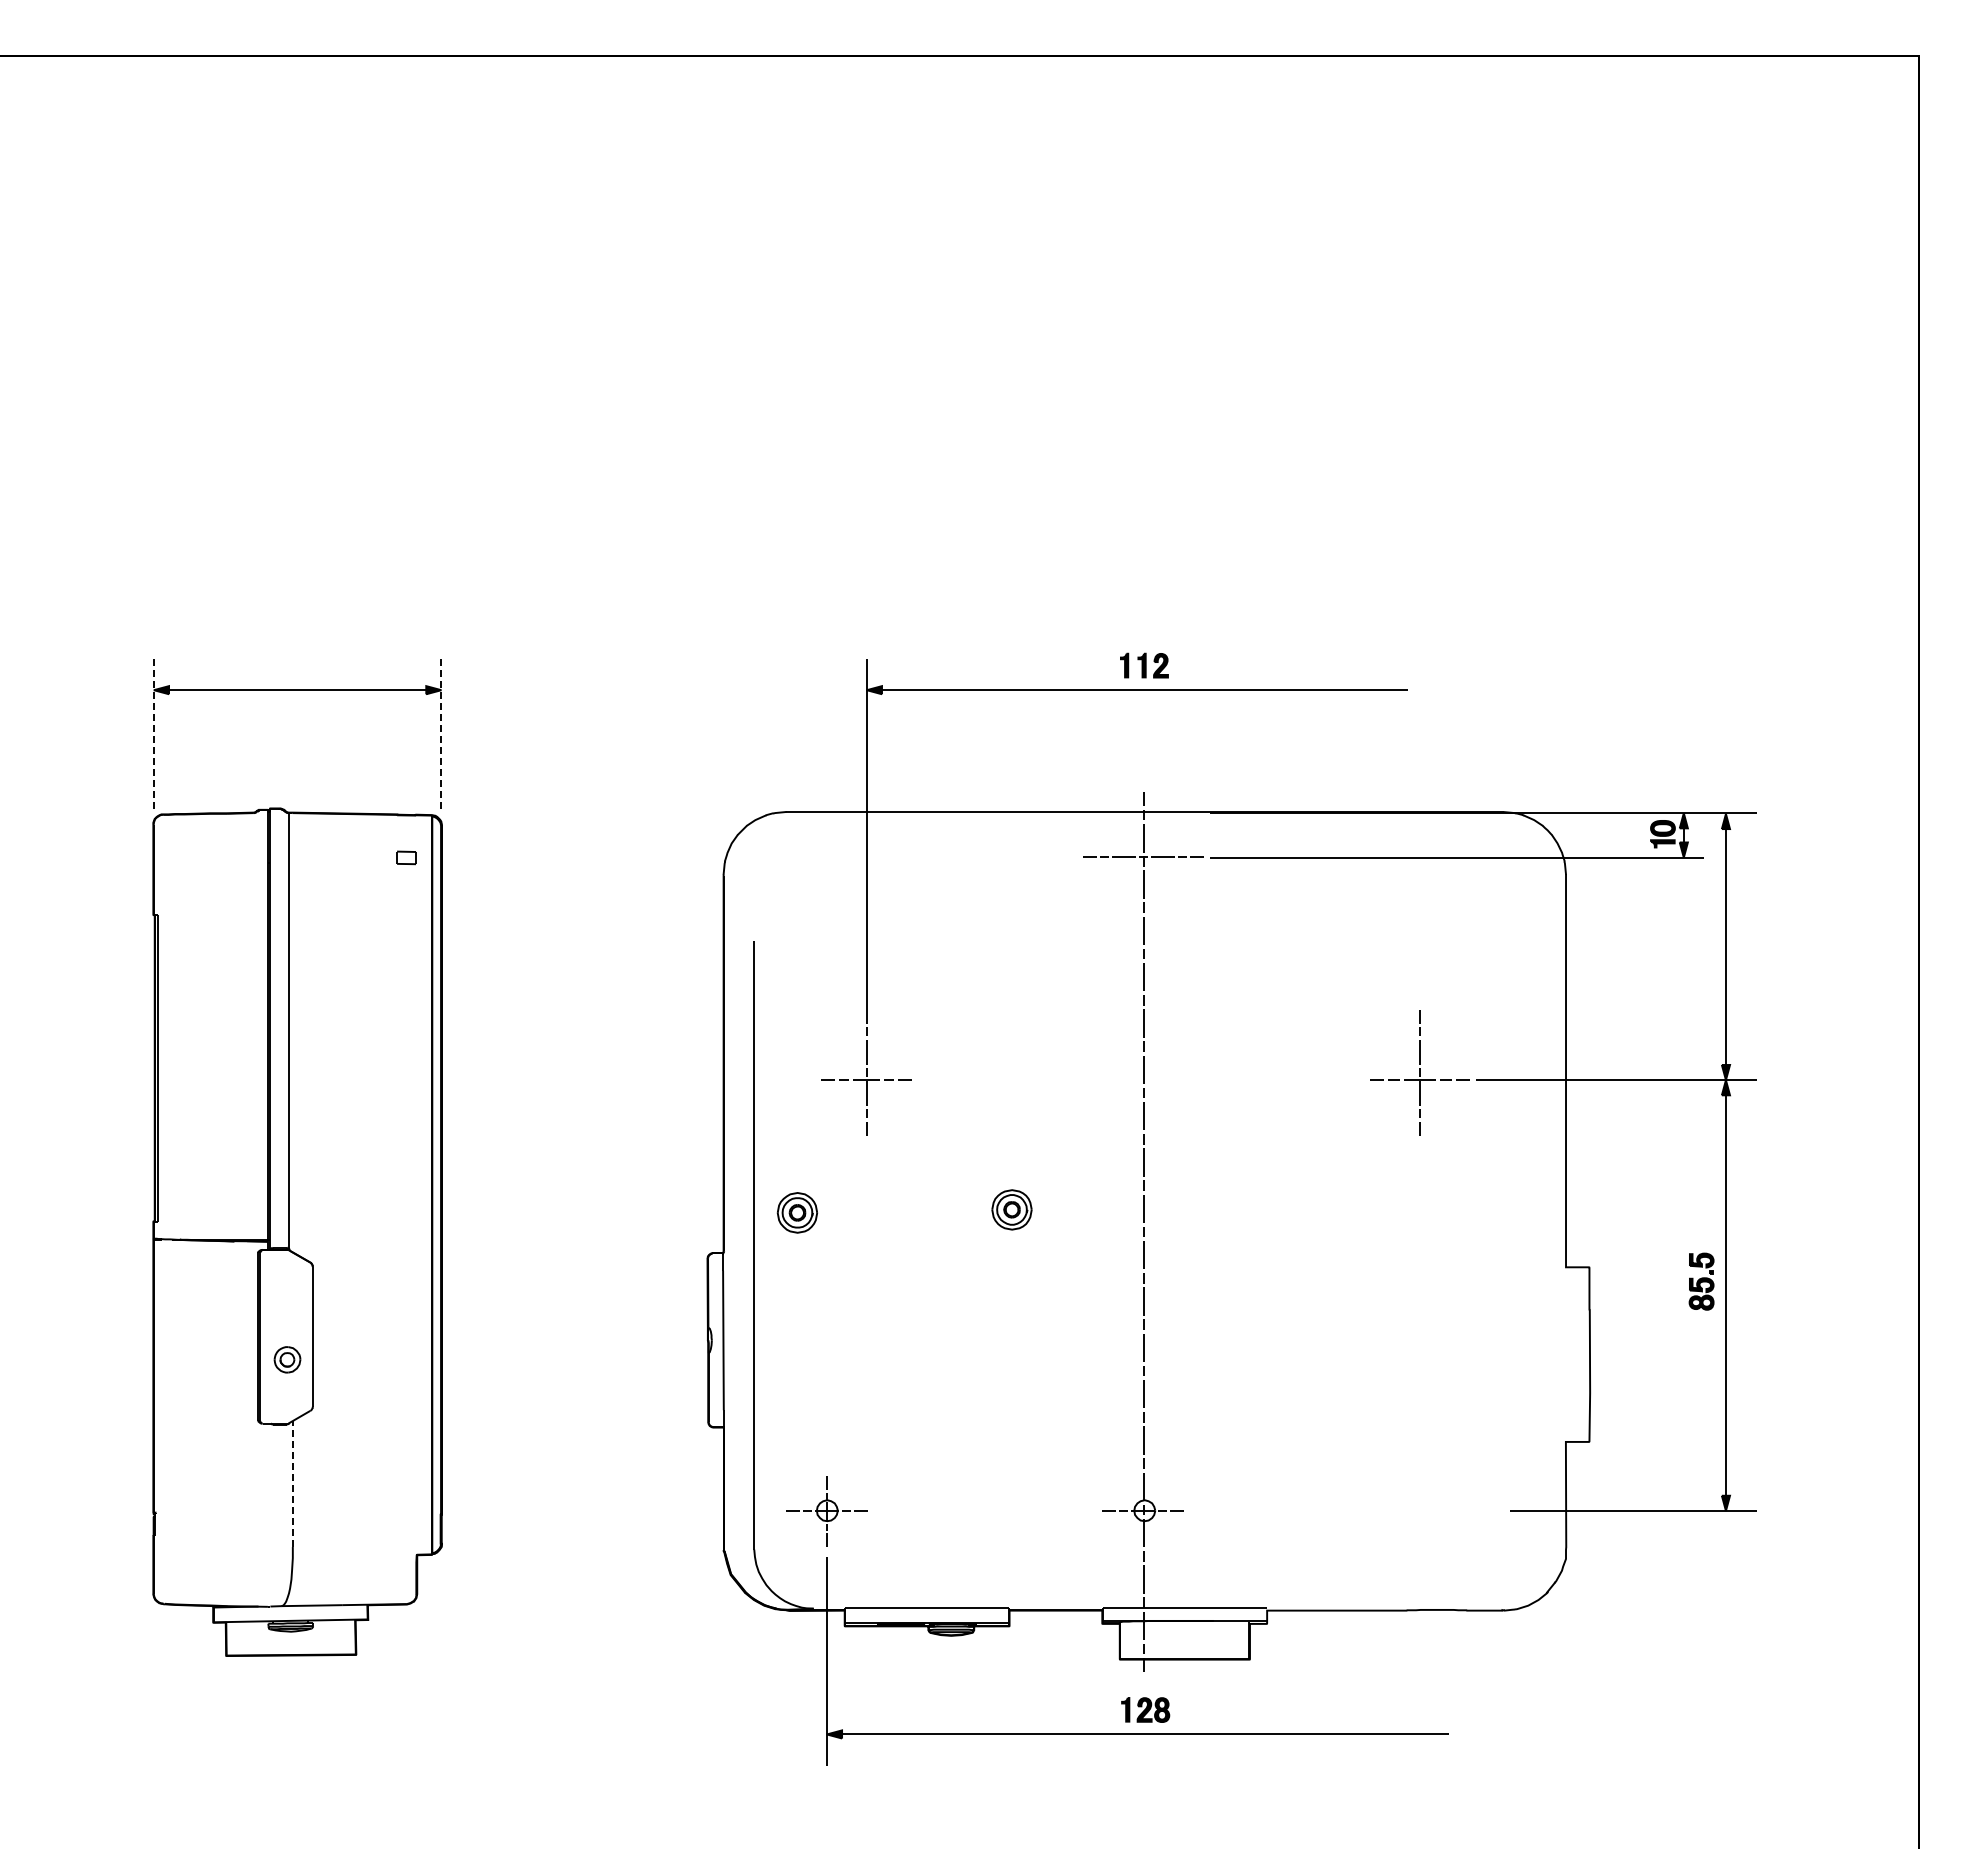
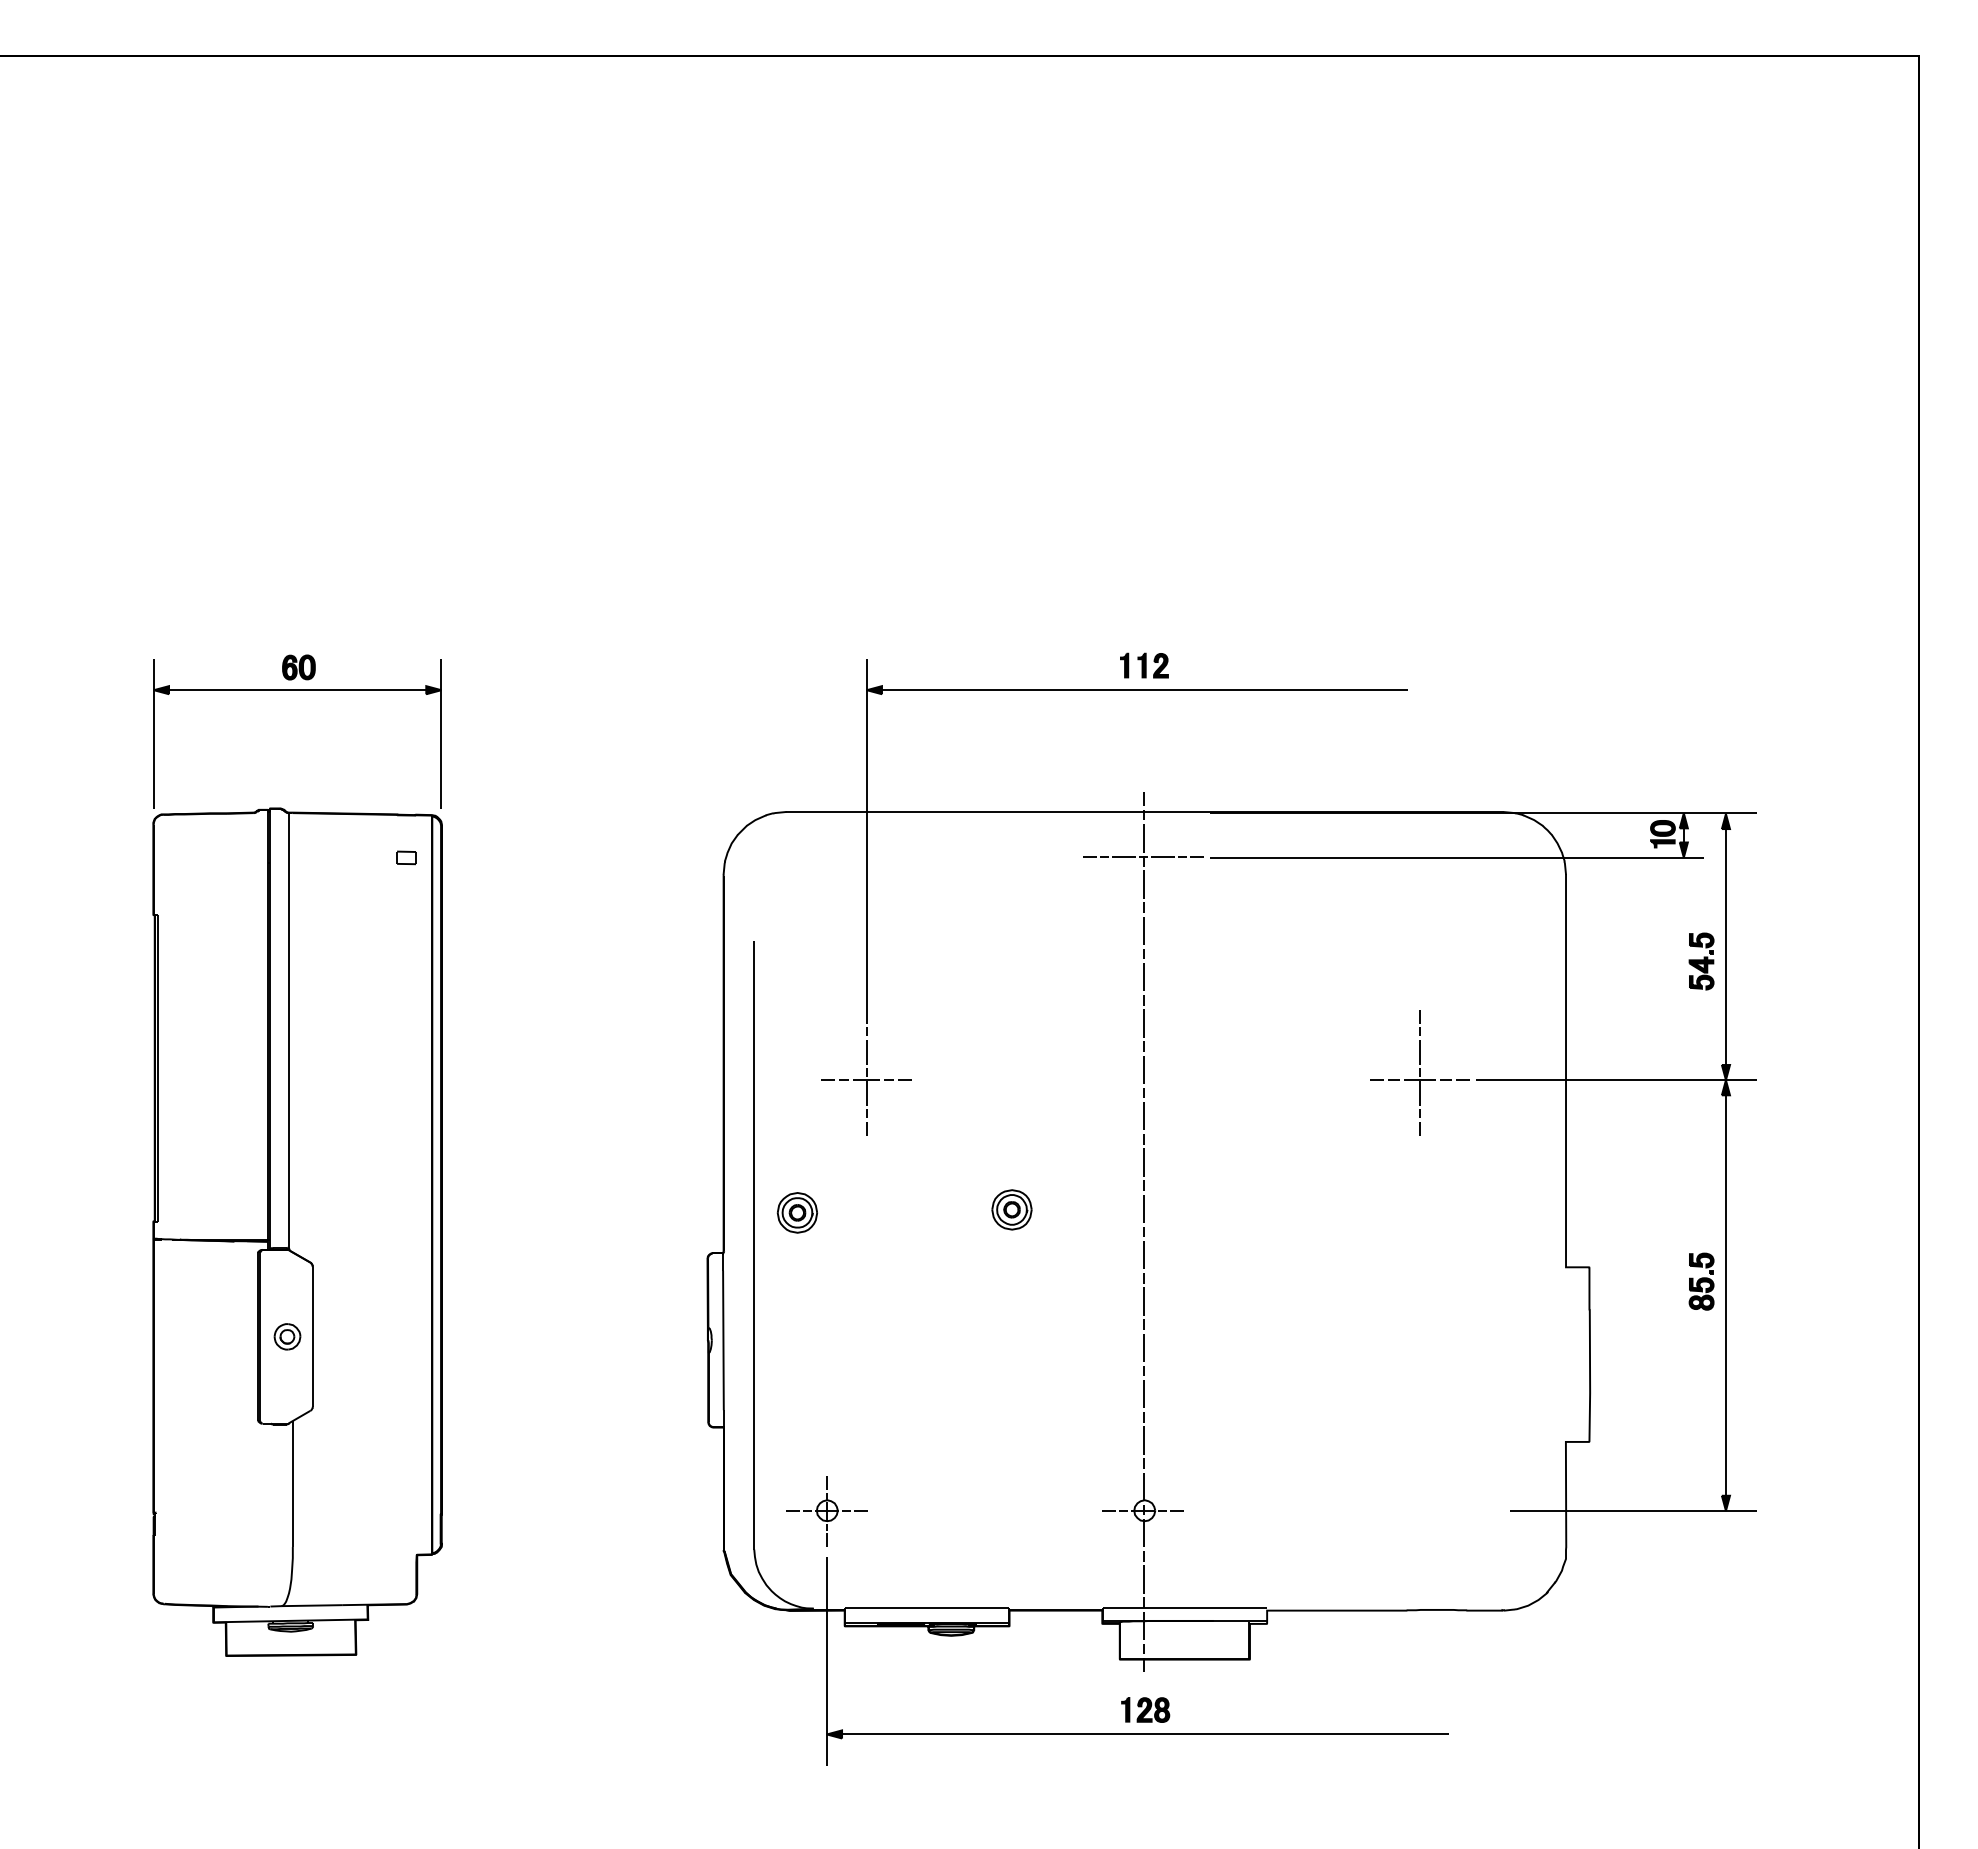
part: none -> present (298, 667)
line: dashed -> solid (153, 734)
line: dashed -> solid (441, 734)
part: none -> present (1701, 961)
part position: (287, 1359) -> (287, 1336) (287, 1336)
line: dashed -> solid (292, 1483)
